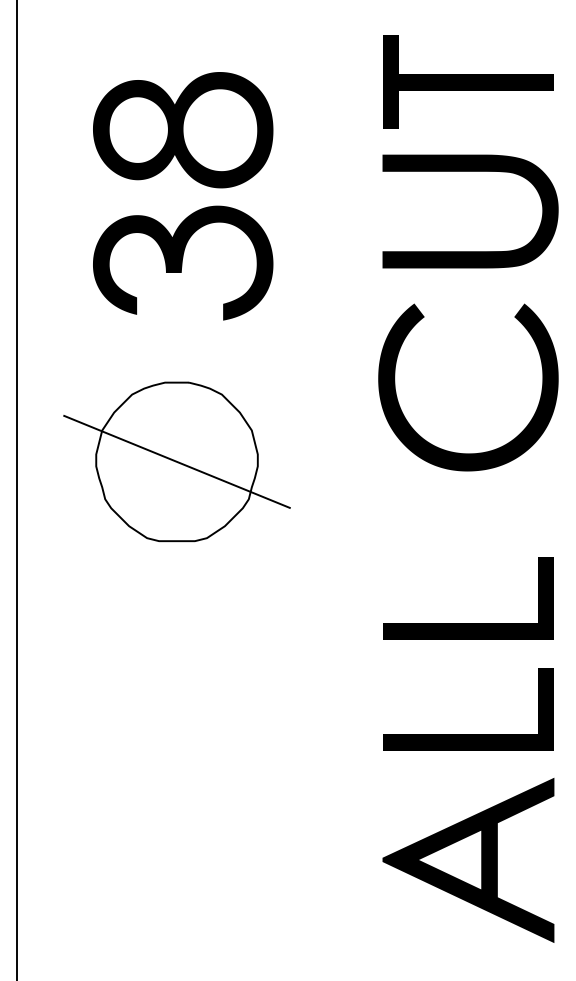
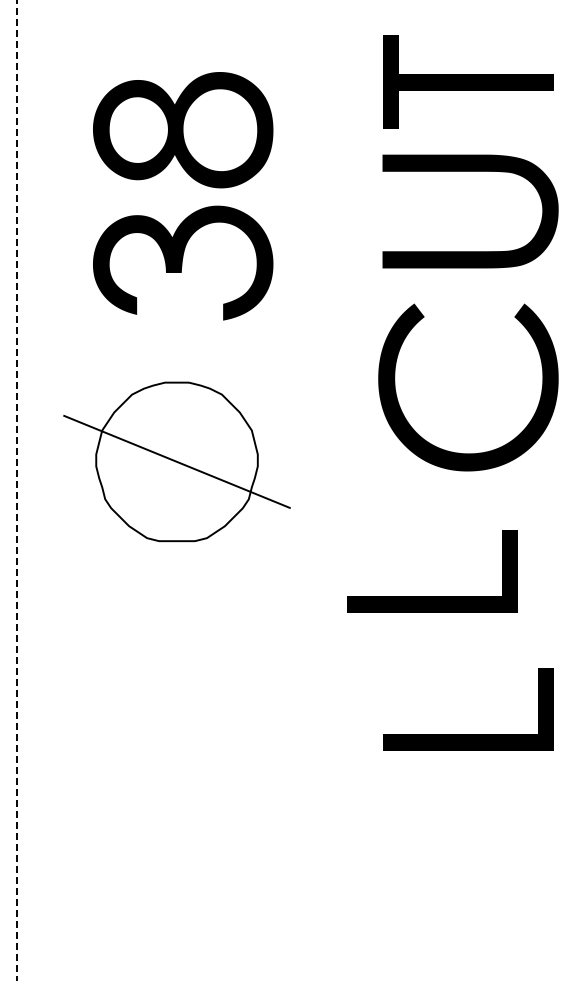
line: solid -> dashed (17, 490)
part: none -> present (432, 596)
fill: present -> none (468, 598)
part: present -> none (468, 860)
